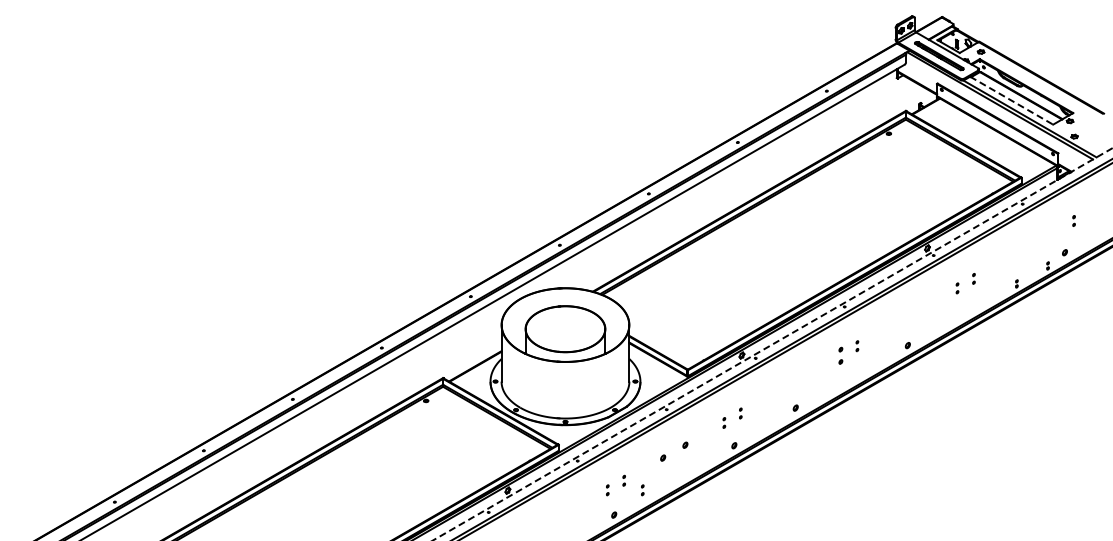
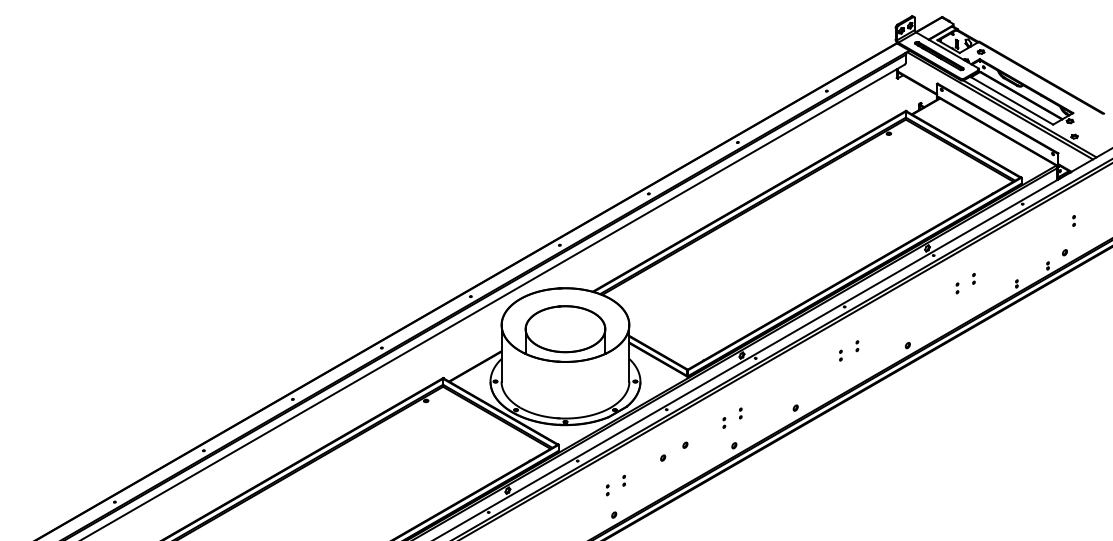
line: dashed -> solid (1011, 100)
line: dashed -> solid (772, 344)
part size: 6x19 px -> 4x13 px (840, 355)
part: present -> none (642, 490)
